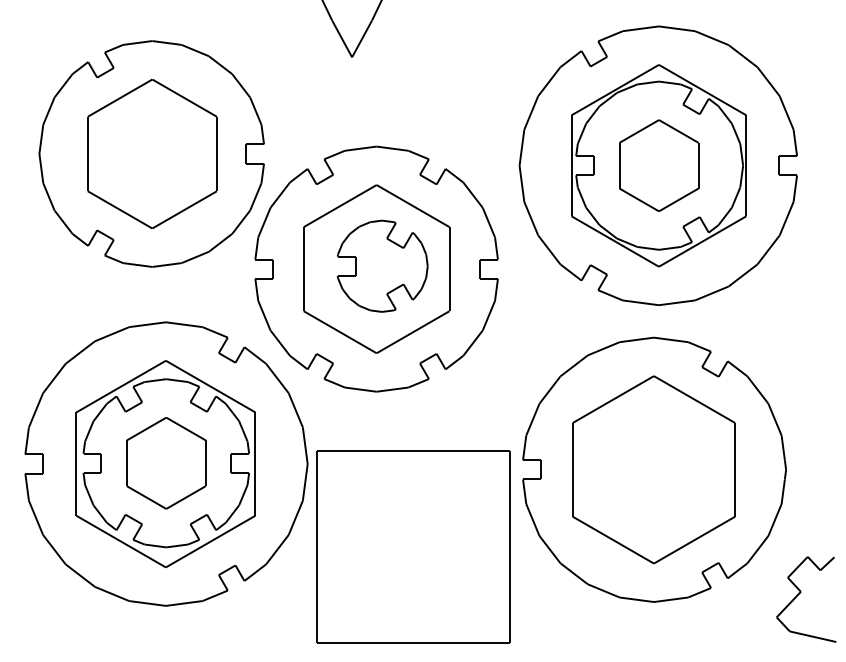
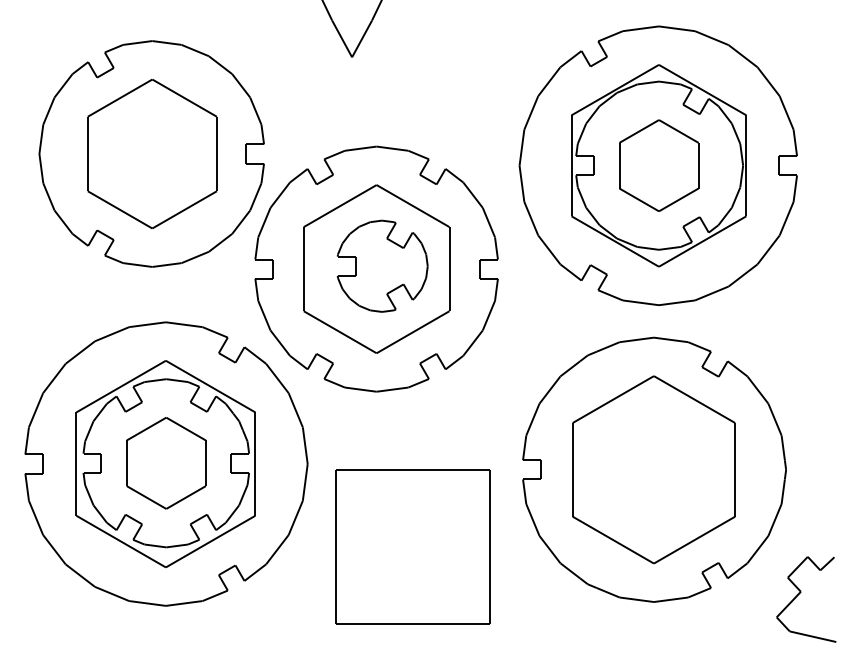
part size: 195x194 px -> 156x156 px (412, 546)
